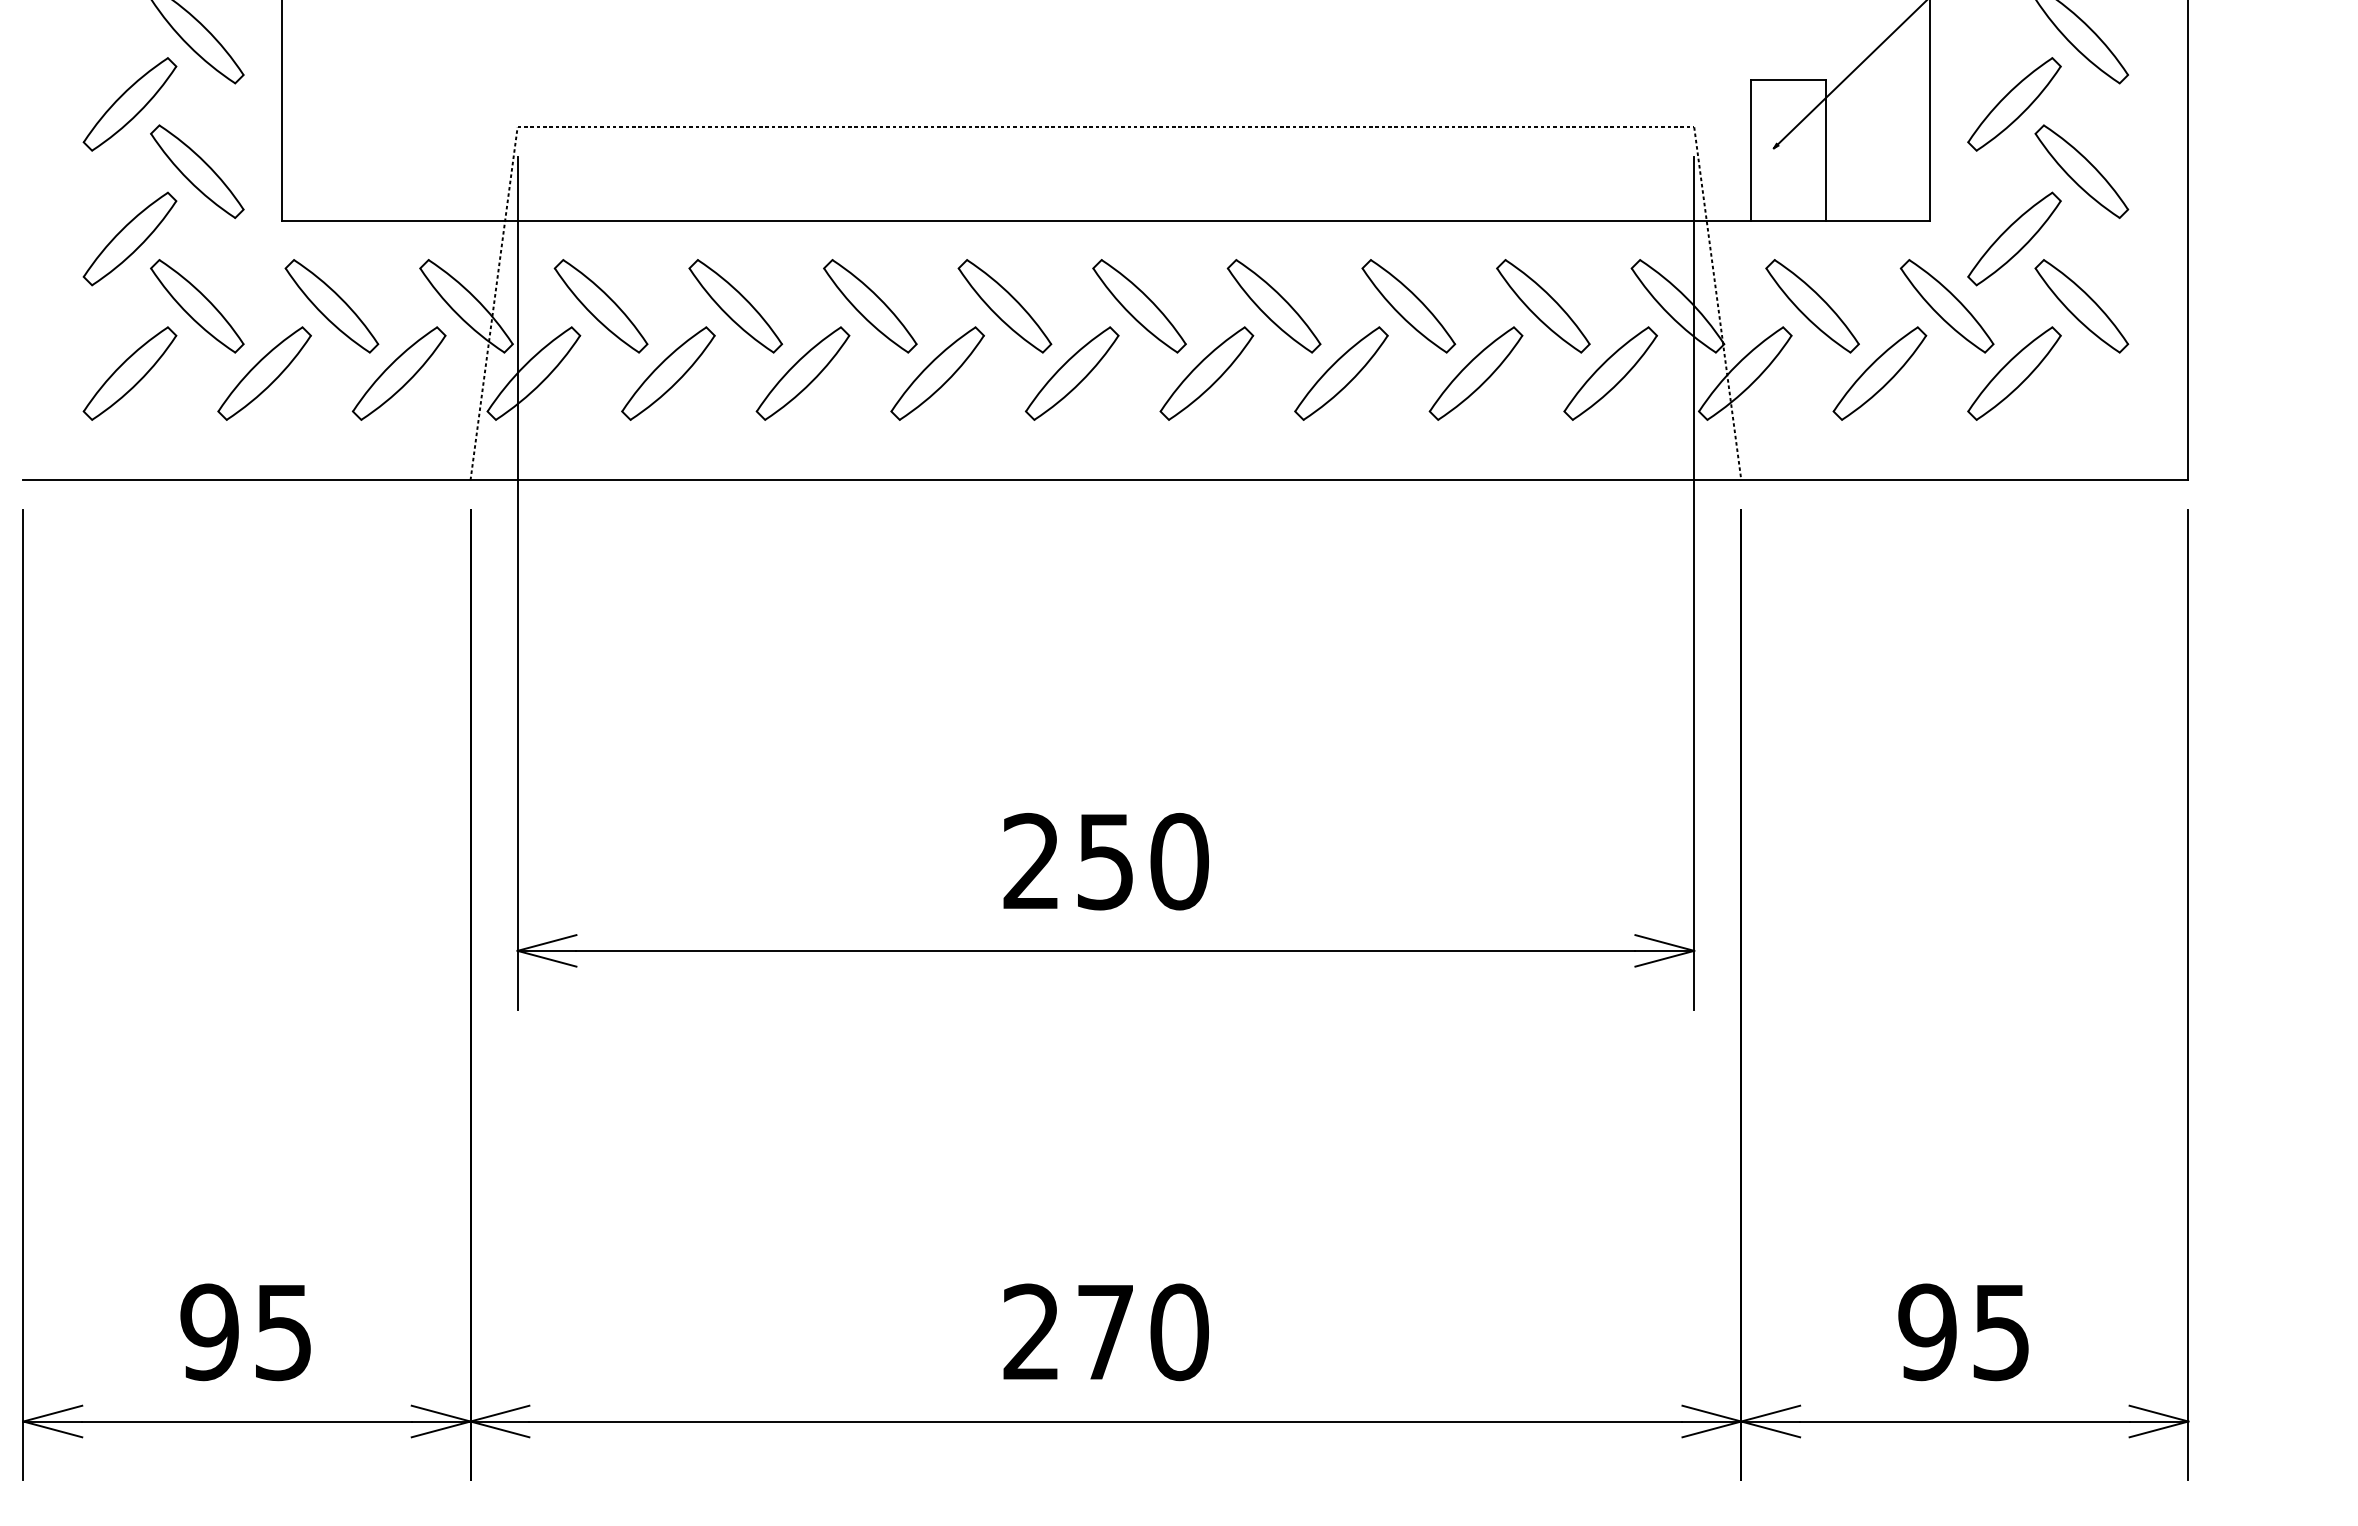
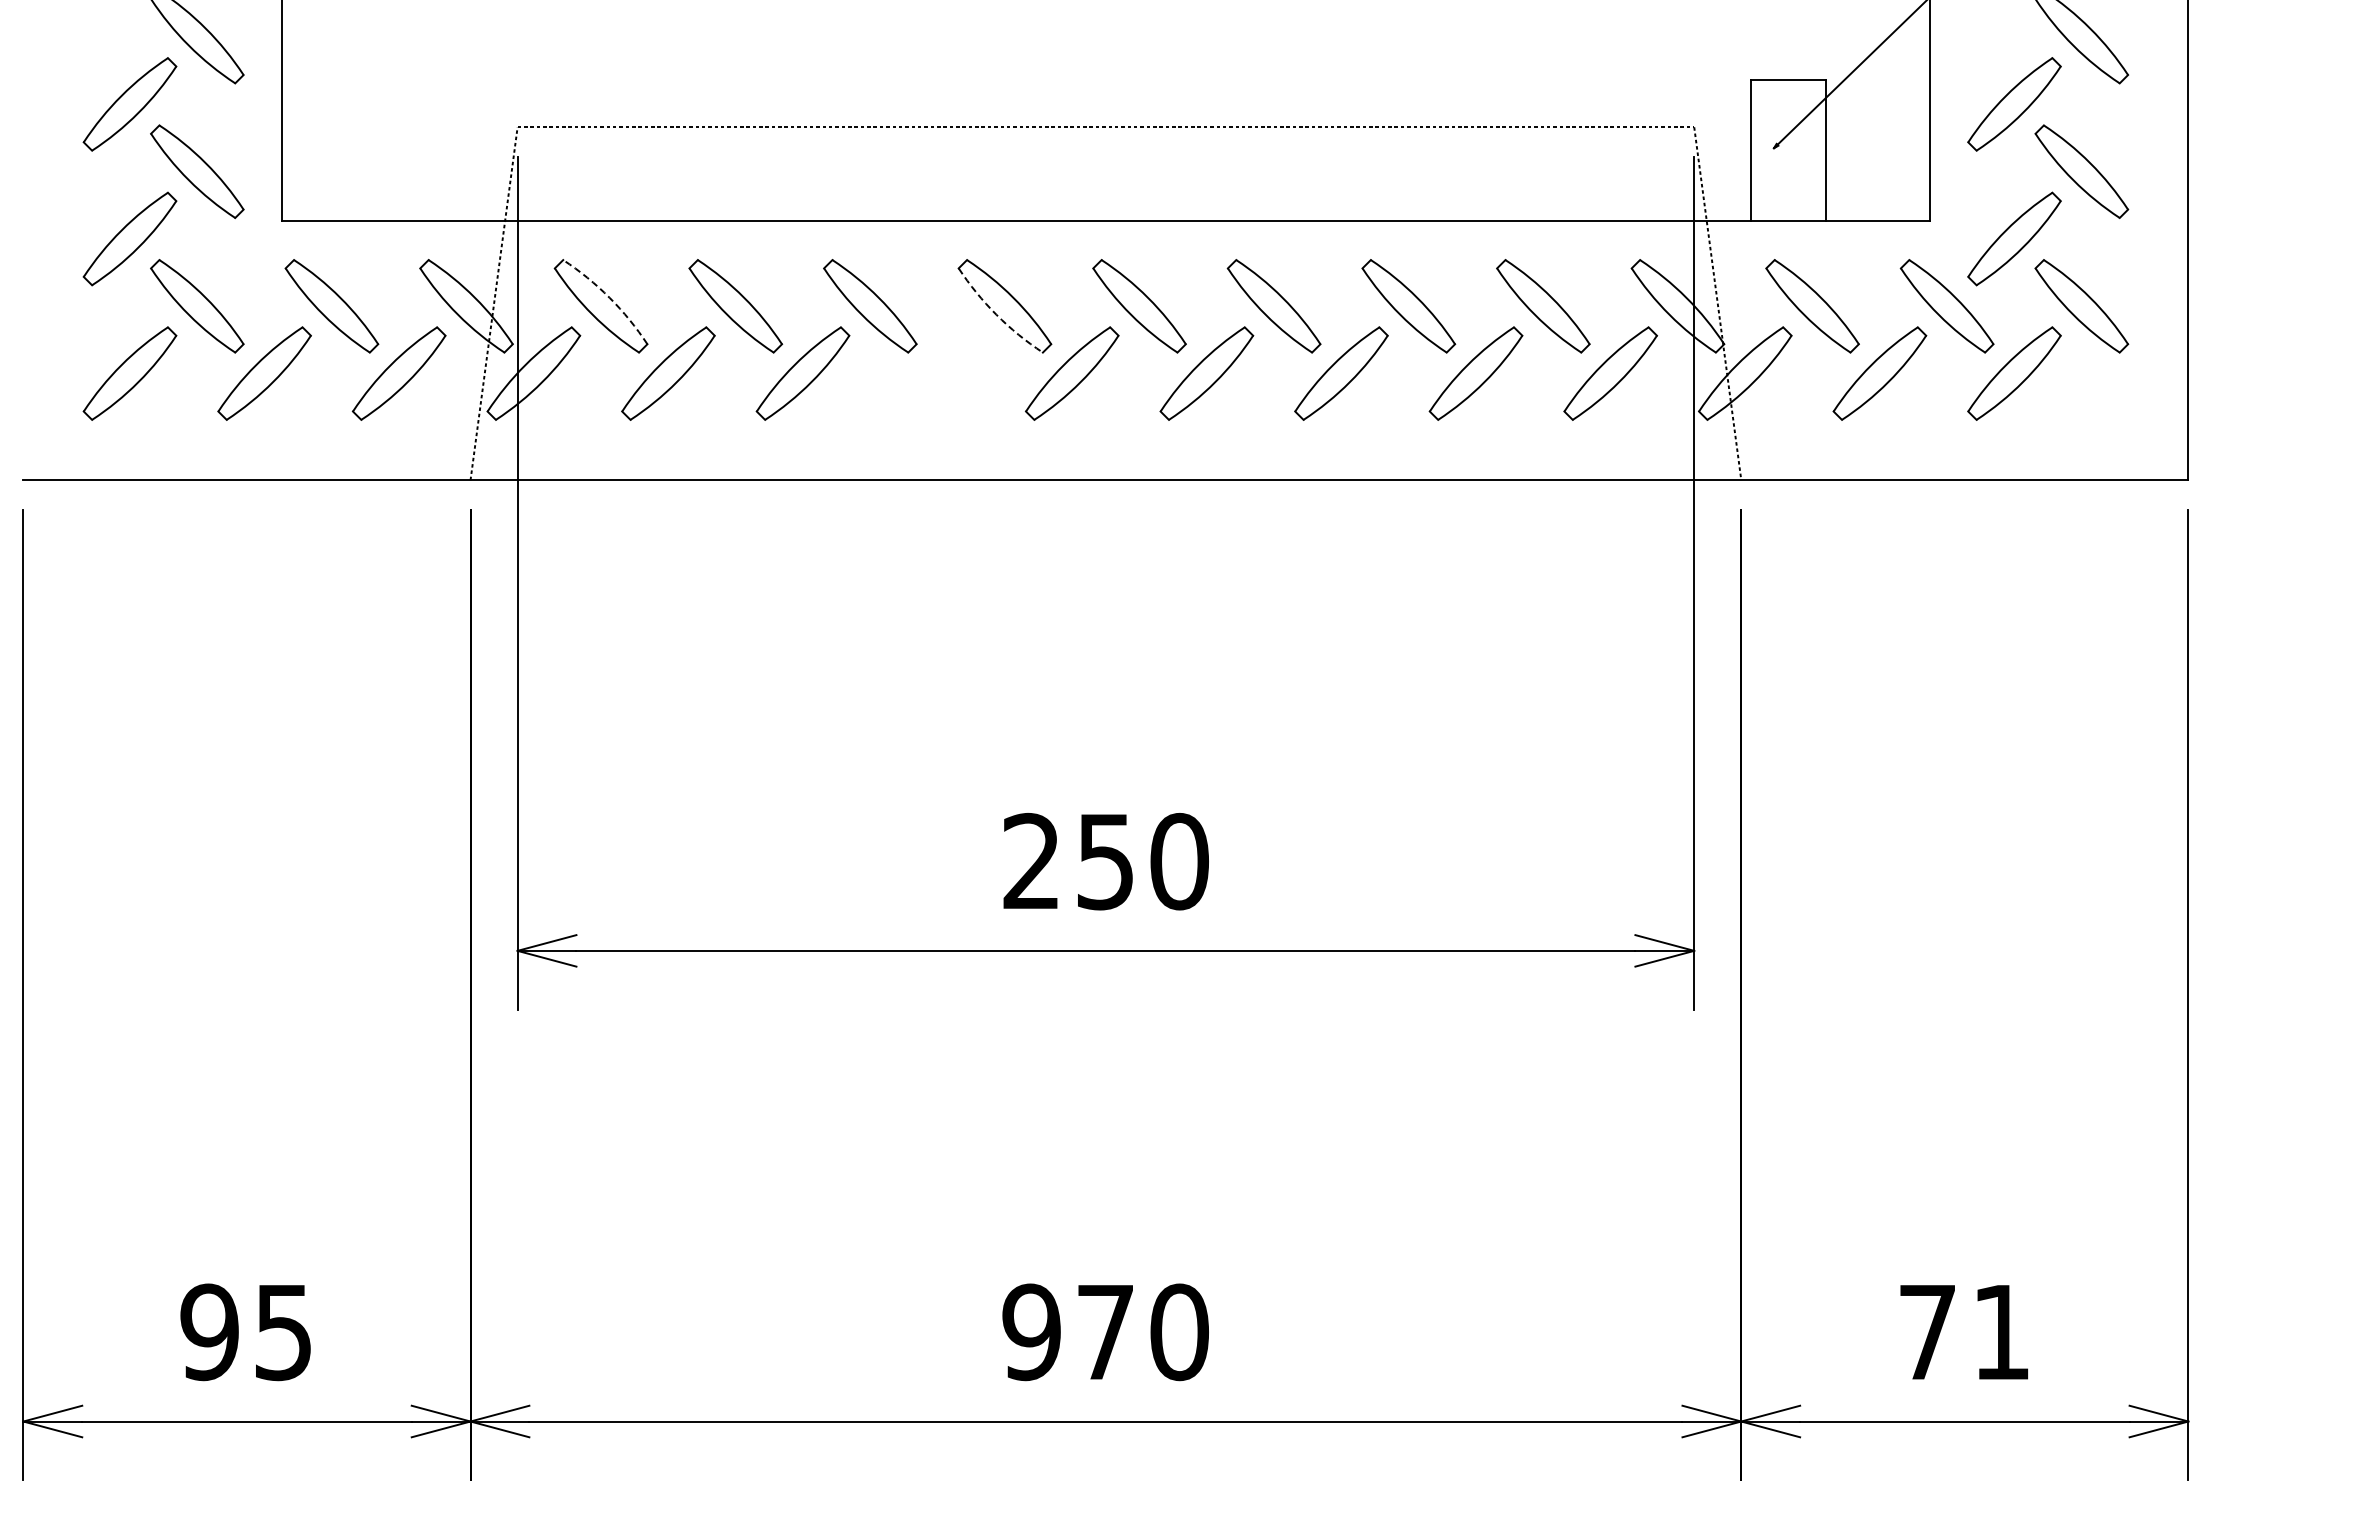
arc: solid -> dashed (609, 297)
arc: solid -> dashed (996, 314)
part: present -> none (937, 373)
text: 270 -> 970 (1031, 1332)
text: 95 -> 71 (1963, 1332)
